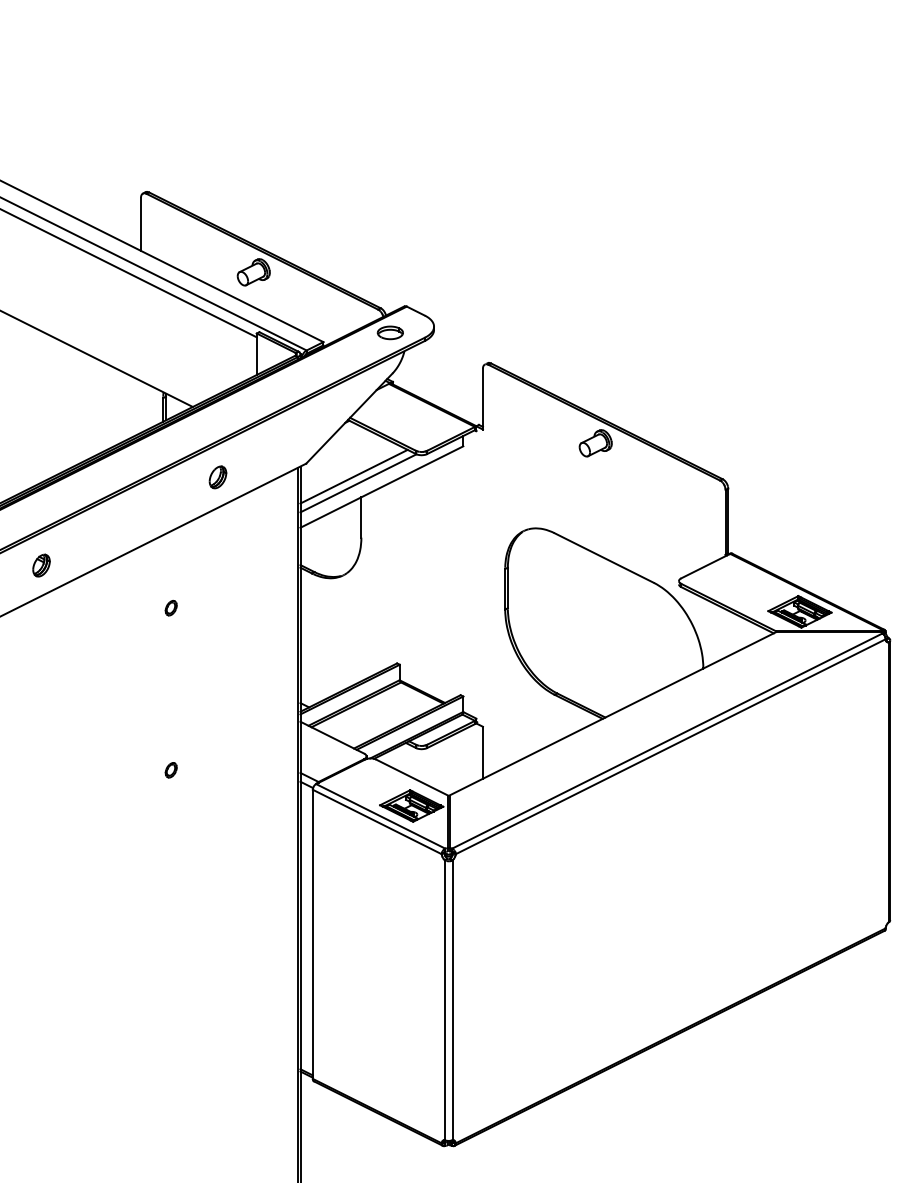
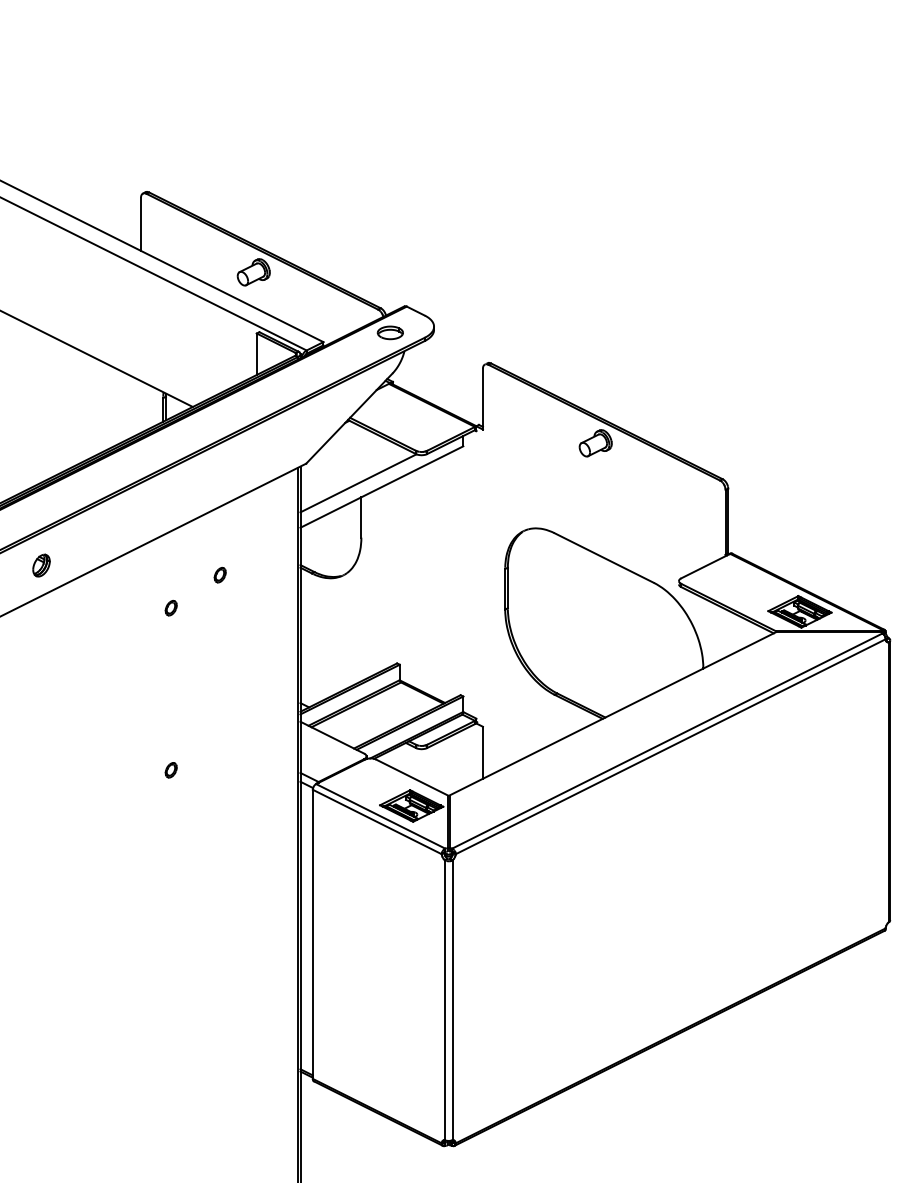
line: present -> none (129, 273)
line: present -> none (353, 476)
part: present -> none (217, 477)
part: none -> present (219, 574)
